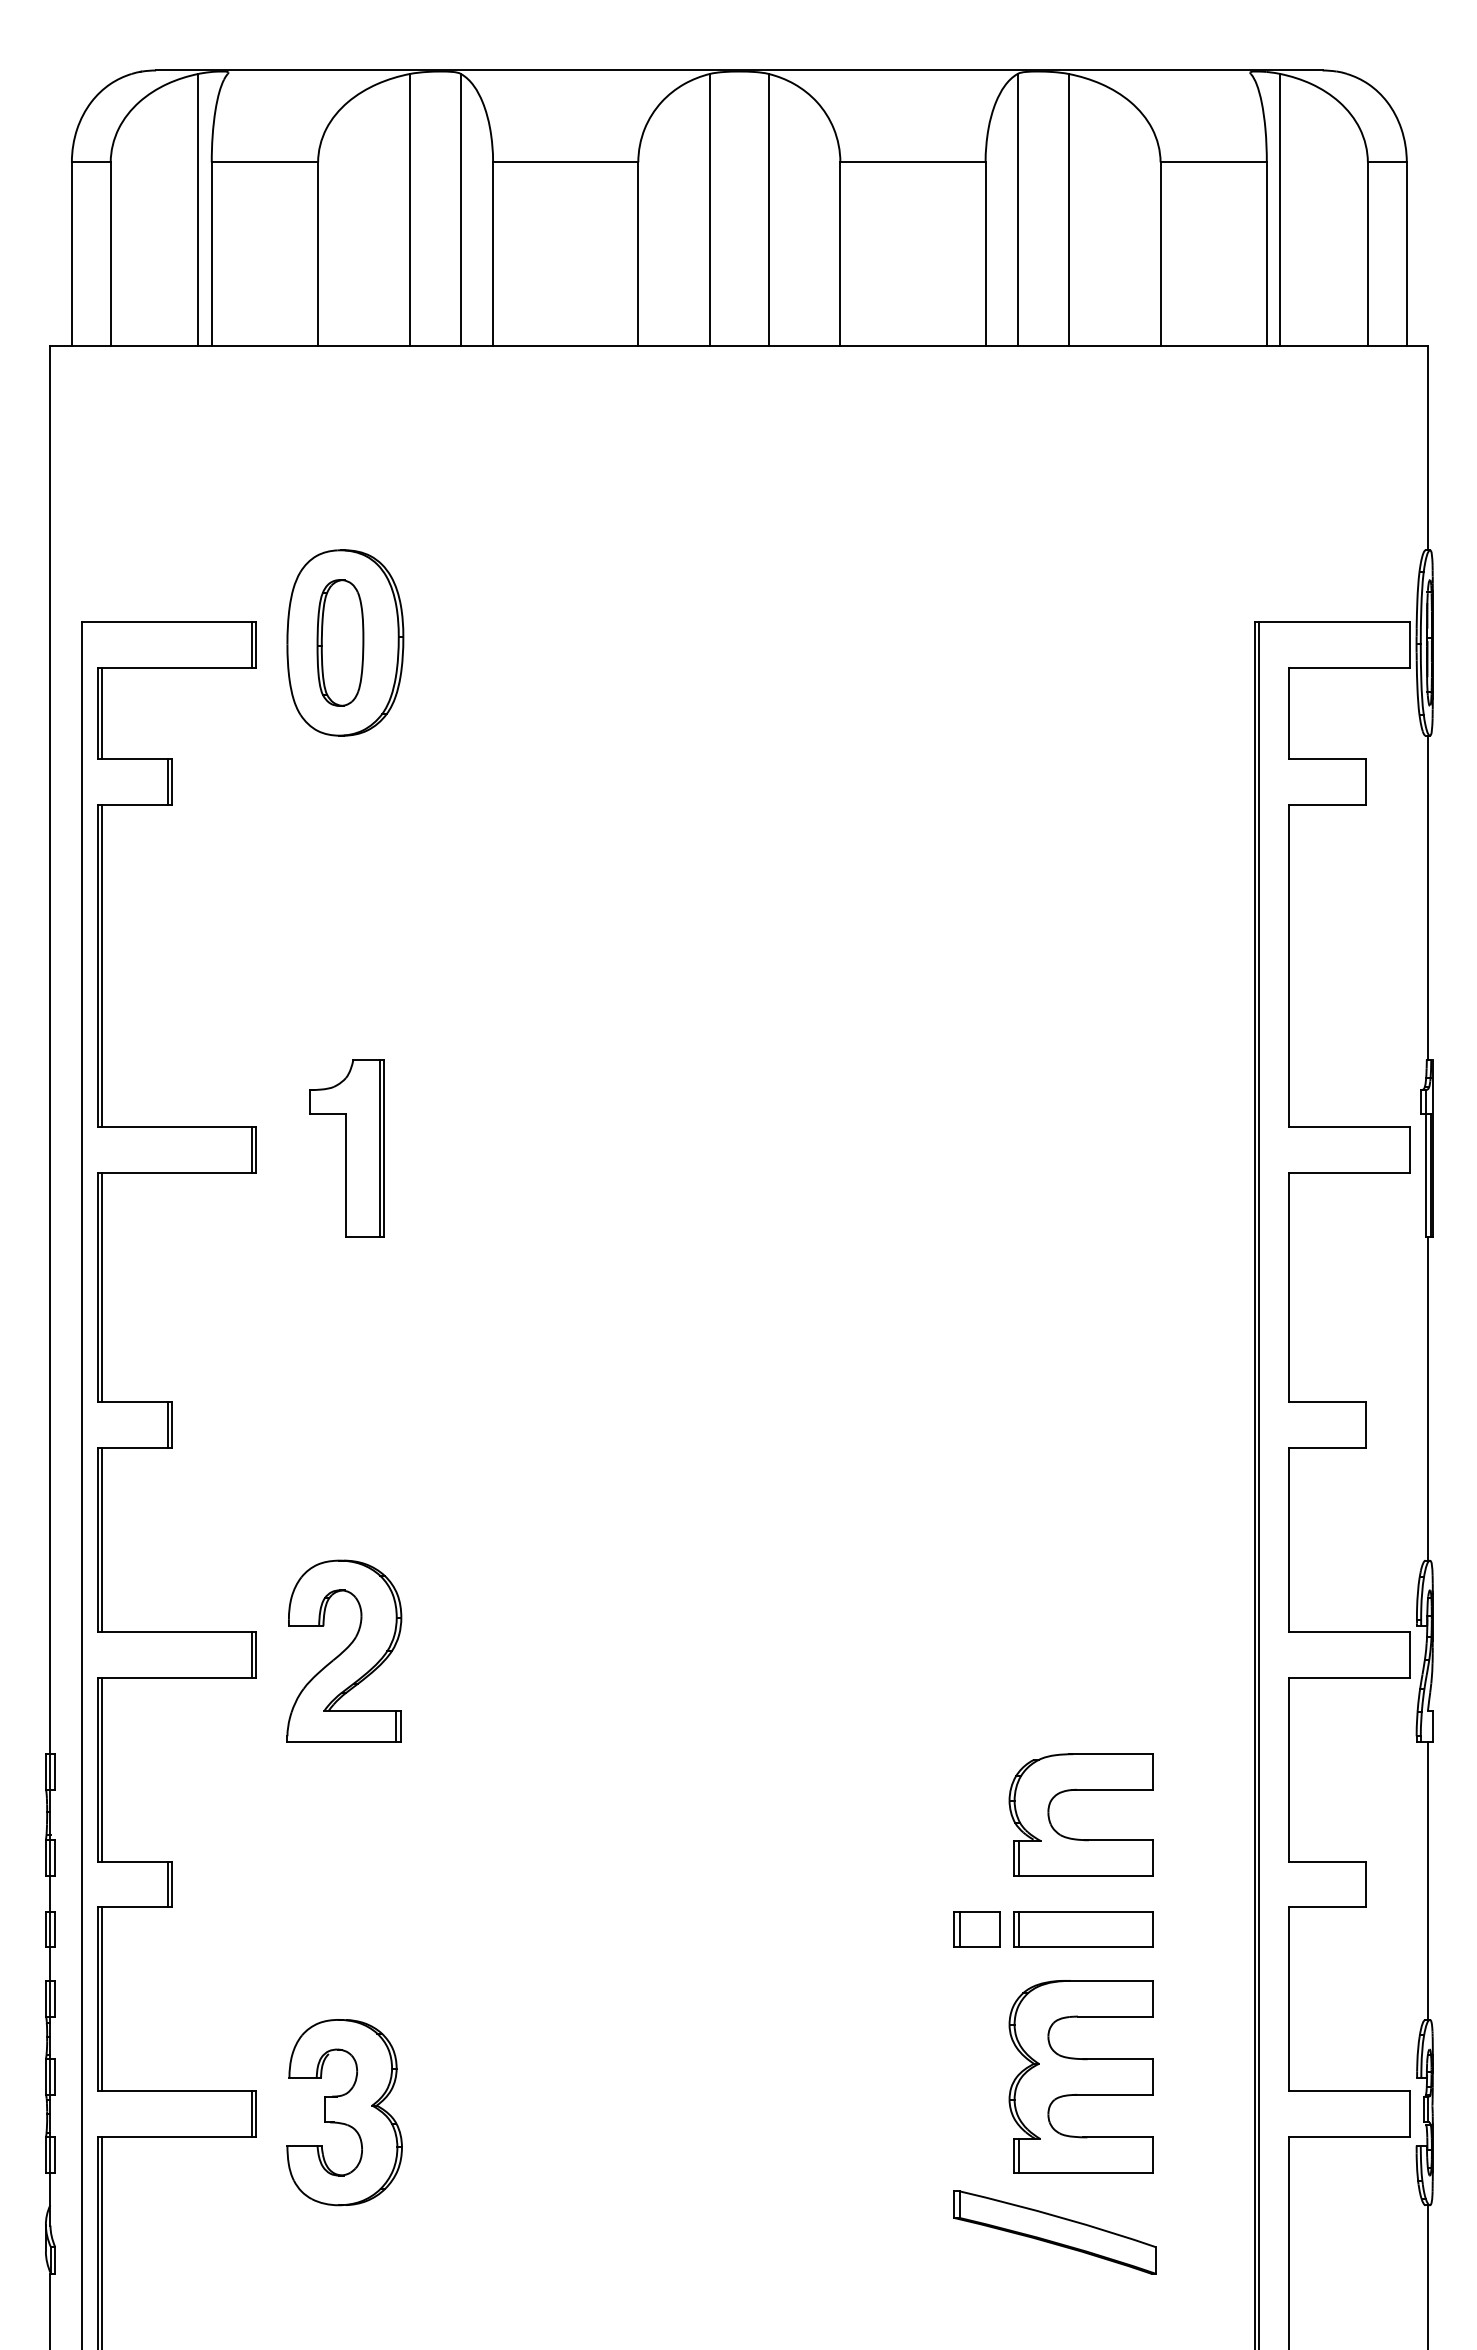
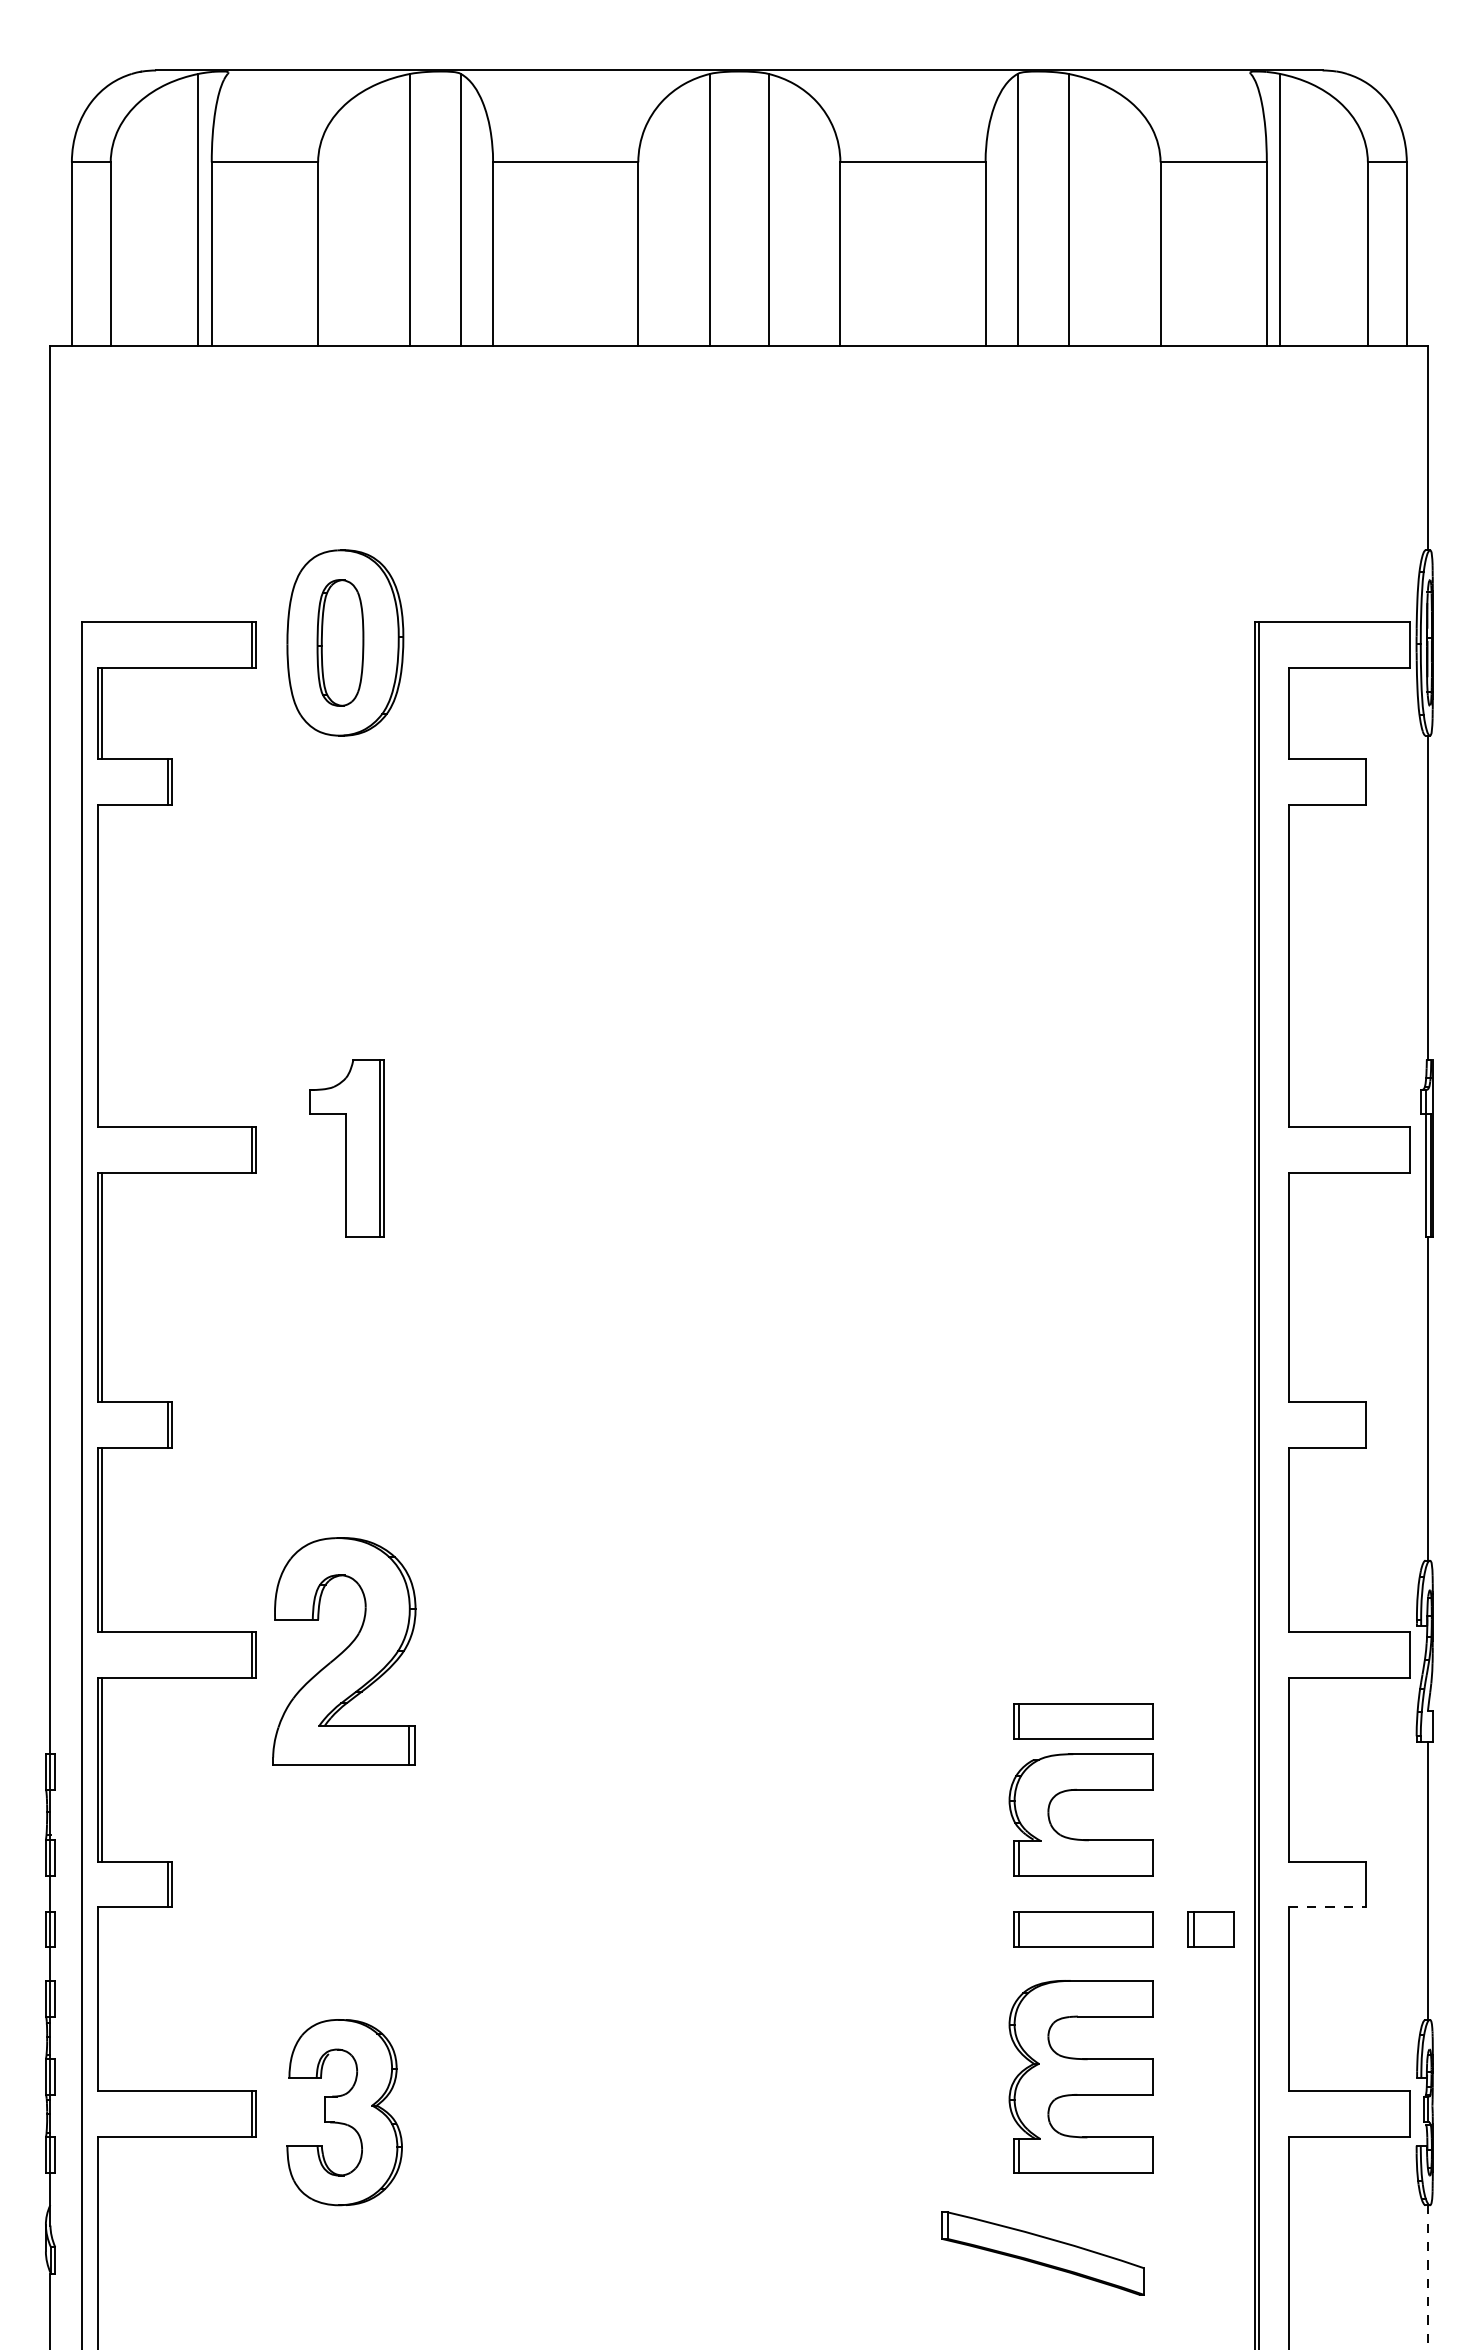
line: present -> none (102, 965)
part size: 117x184 px -> 145x229 px (344, 1651)
part: none -> present (1083, 1721)
line: solid -> dashed (1327, 1907)
part position: (976, 1929) -> (1210, 1929) (1210, 1929)
line: present -> none (102, 1999)
part position: (1054, 2232) -> (1042, 2253) (1042, 2253)
line: present -> none (102, 2241)
line: solid -> dashed (1428, 2277)
